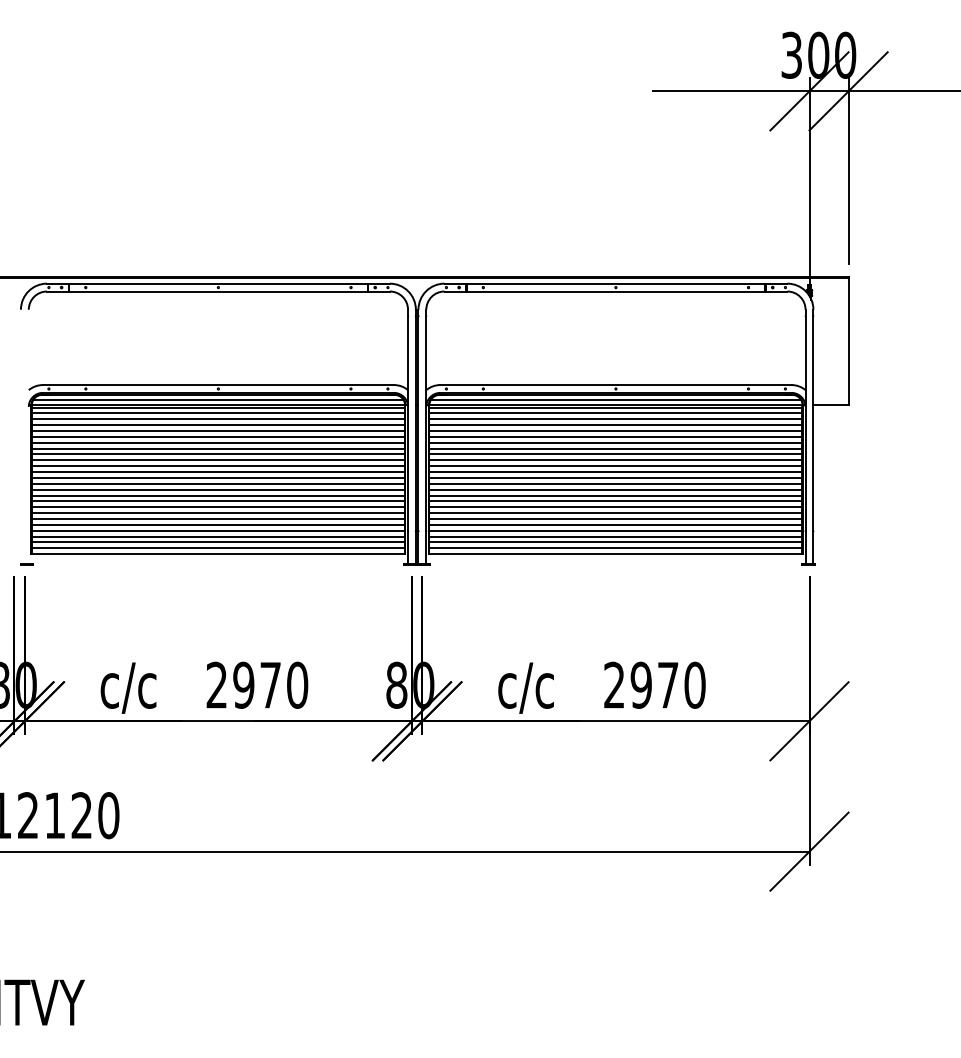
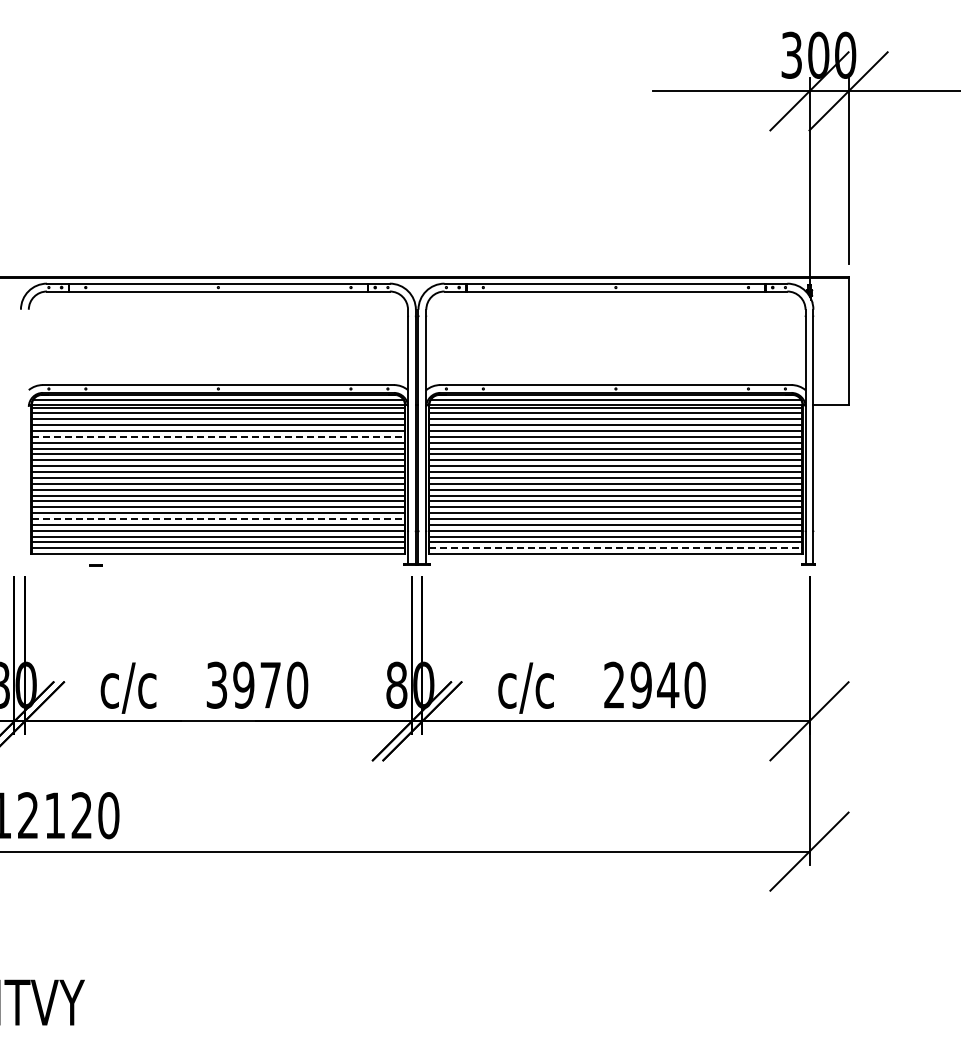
line: solid -> dashed (218, 436)
line: solid -> dashed (218, 518)
line: solid -> dashed (615, 548)
line position: (26, 564) -> (95, 565) (95, 565)
text: 2970 -> 3970 (216, 685)
text: 2970 -> 2940 (668, 685)
